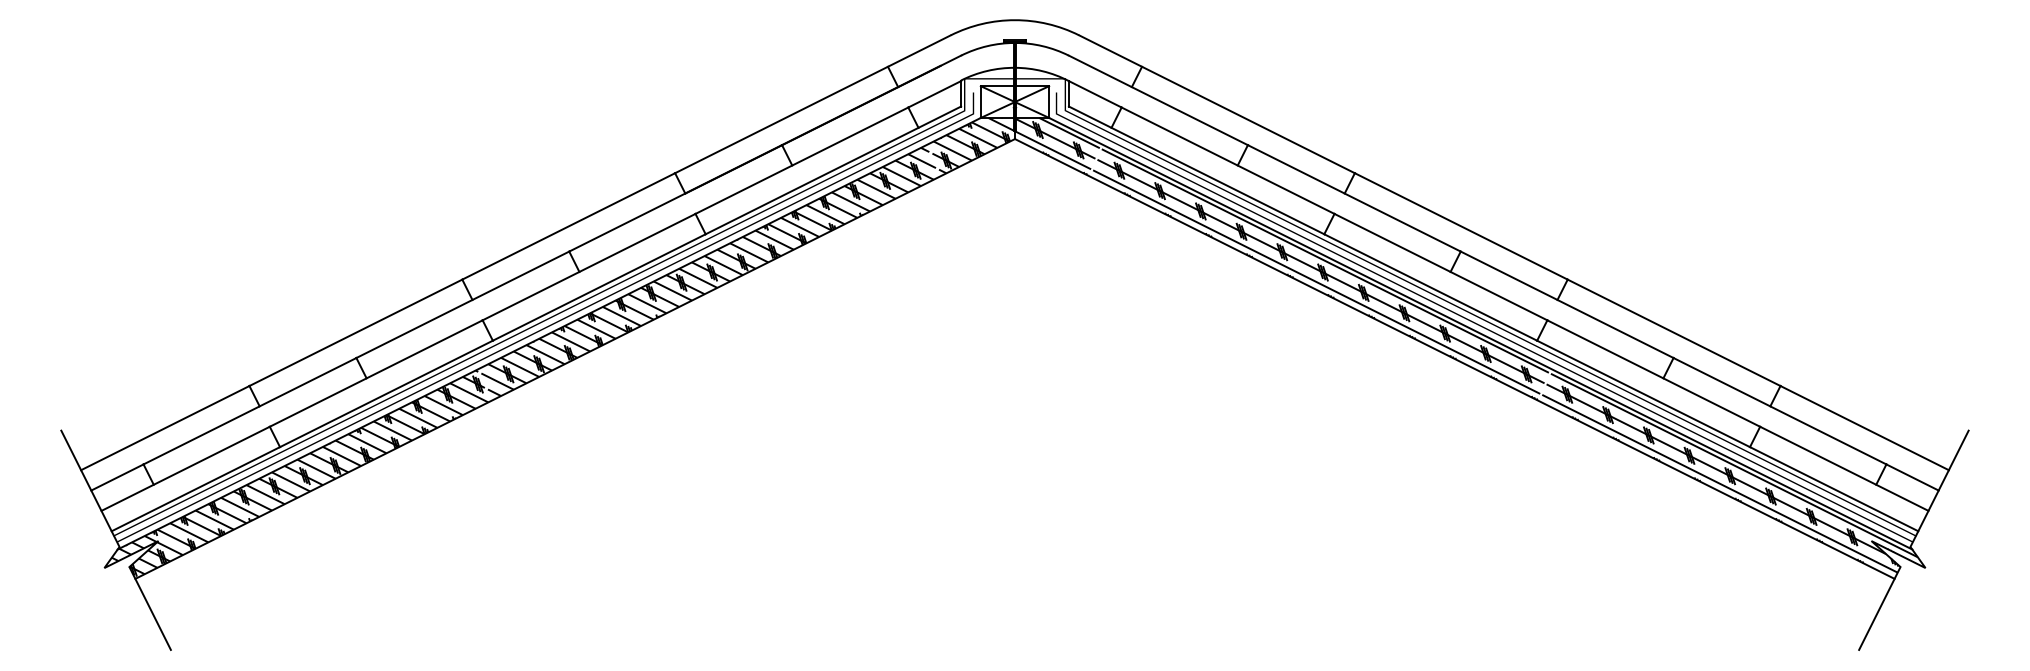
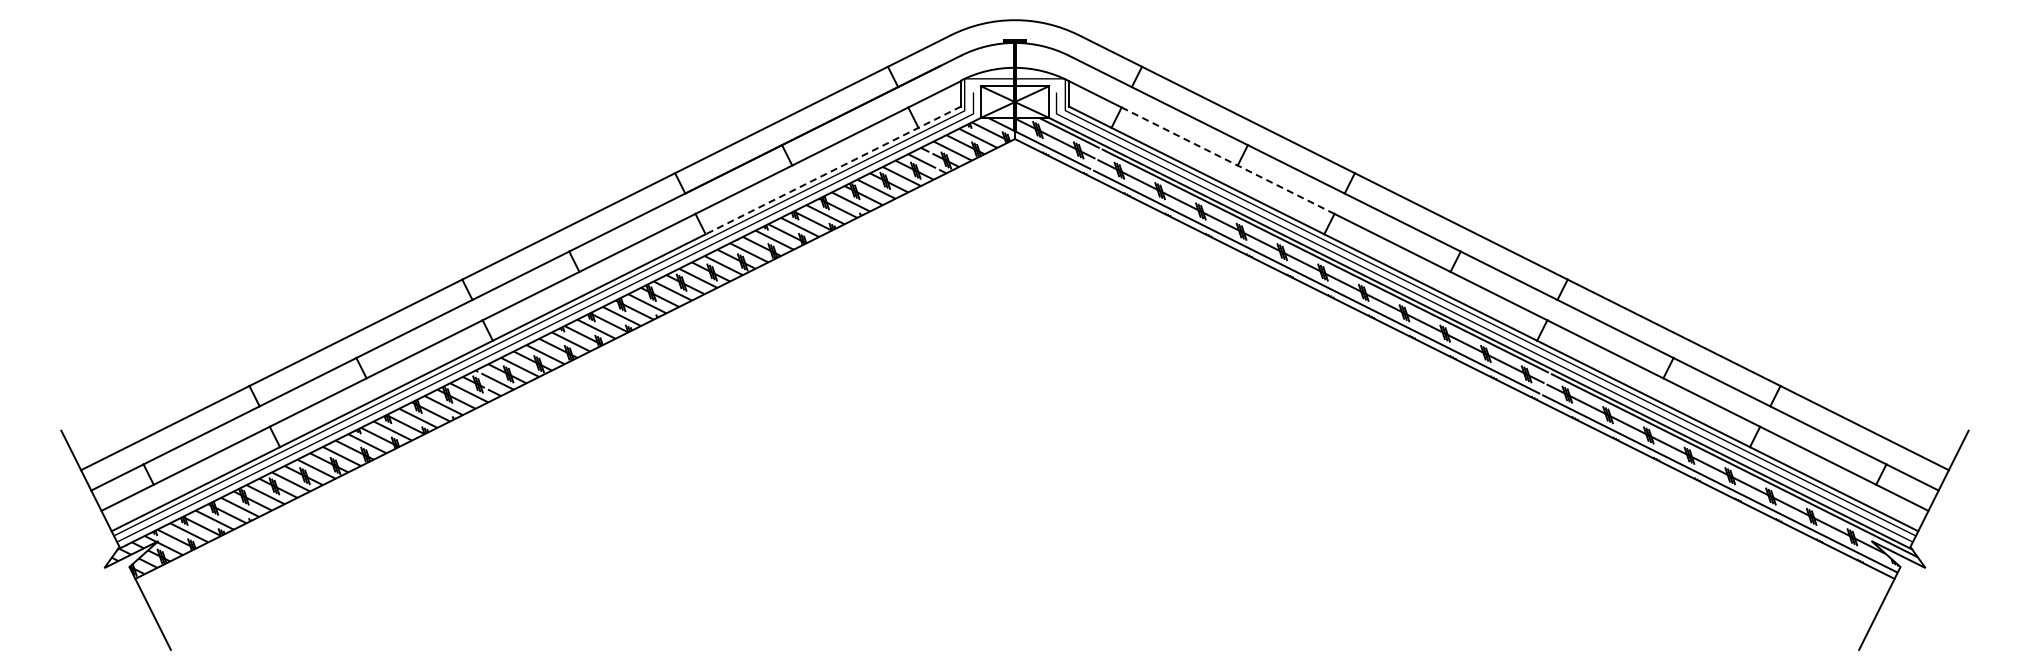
line: solid -> dashed (1228, 160)
line: solid -> dashed (833, 170)
